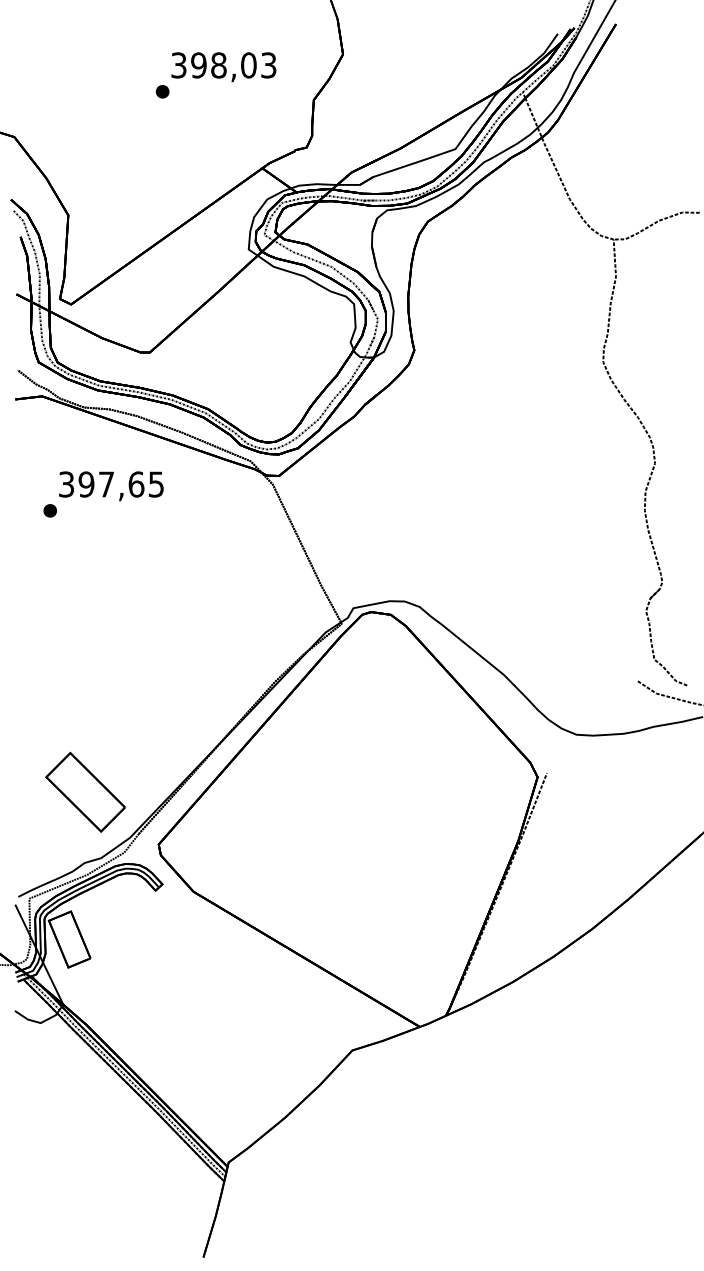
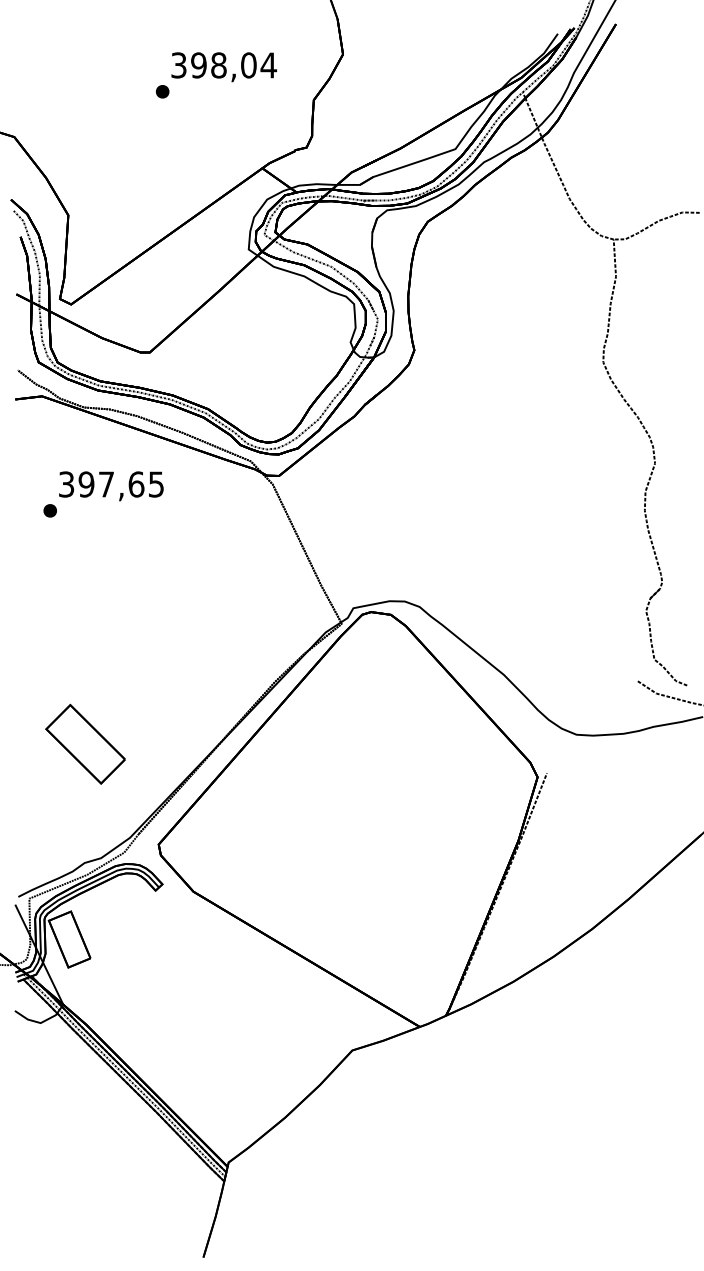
text: 398,03 -> 398,04 (268, 65)
part position: (85, 791) -> (85, 743) (85, 743)
